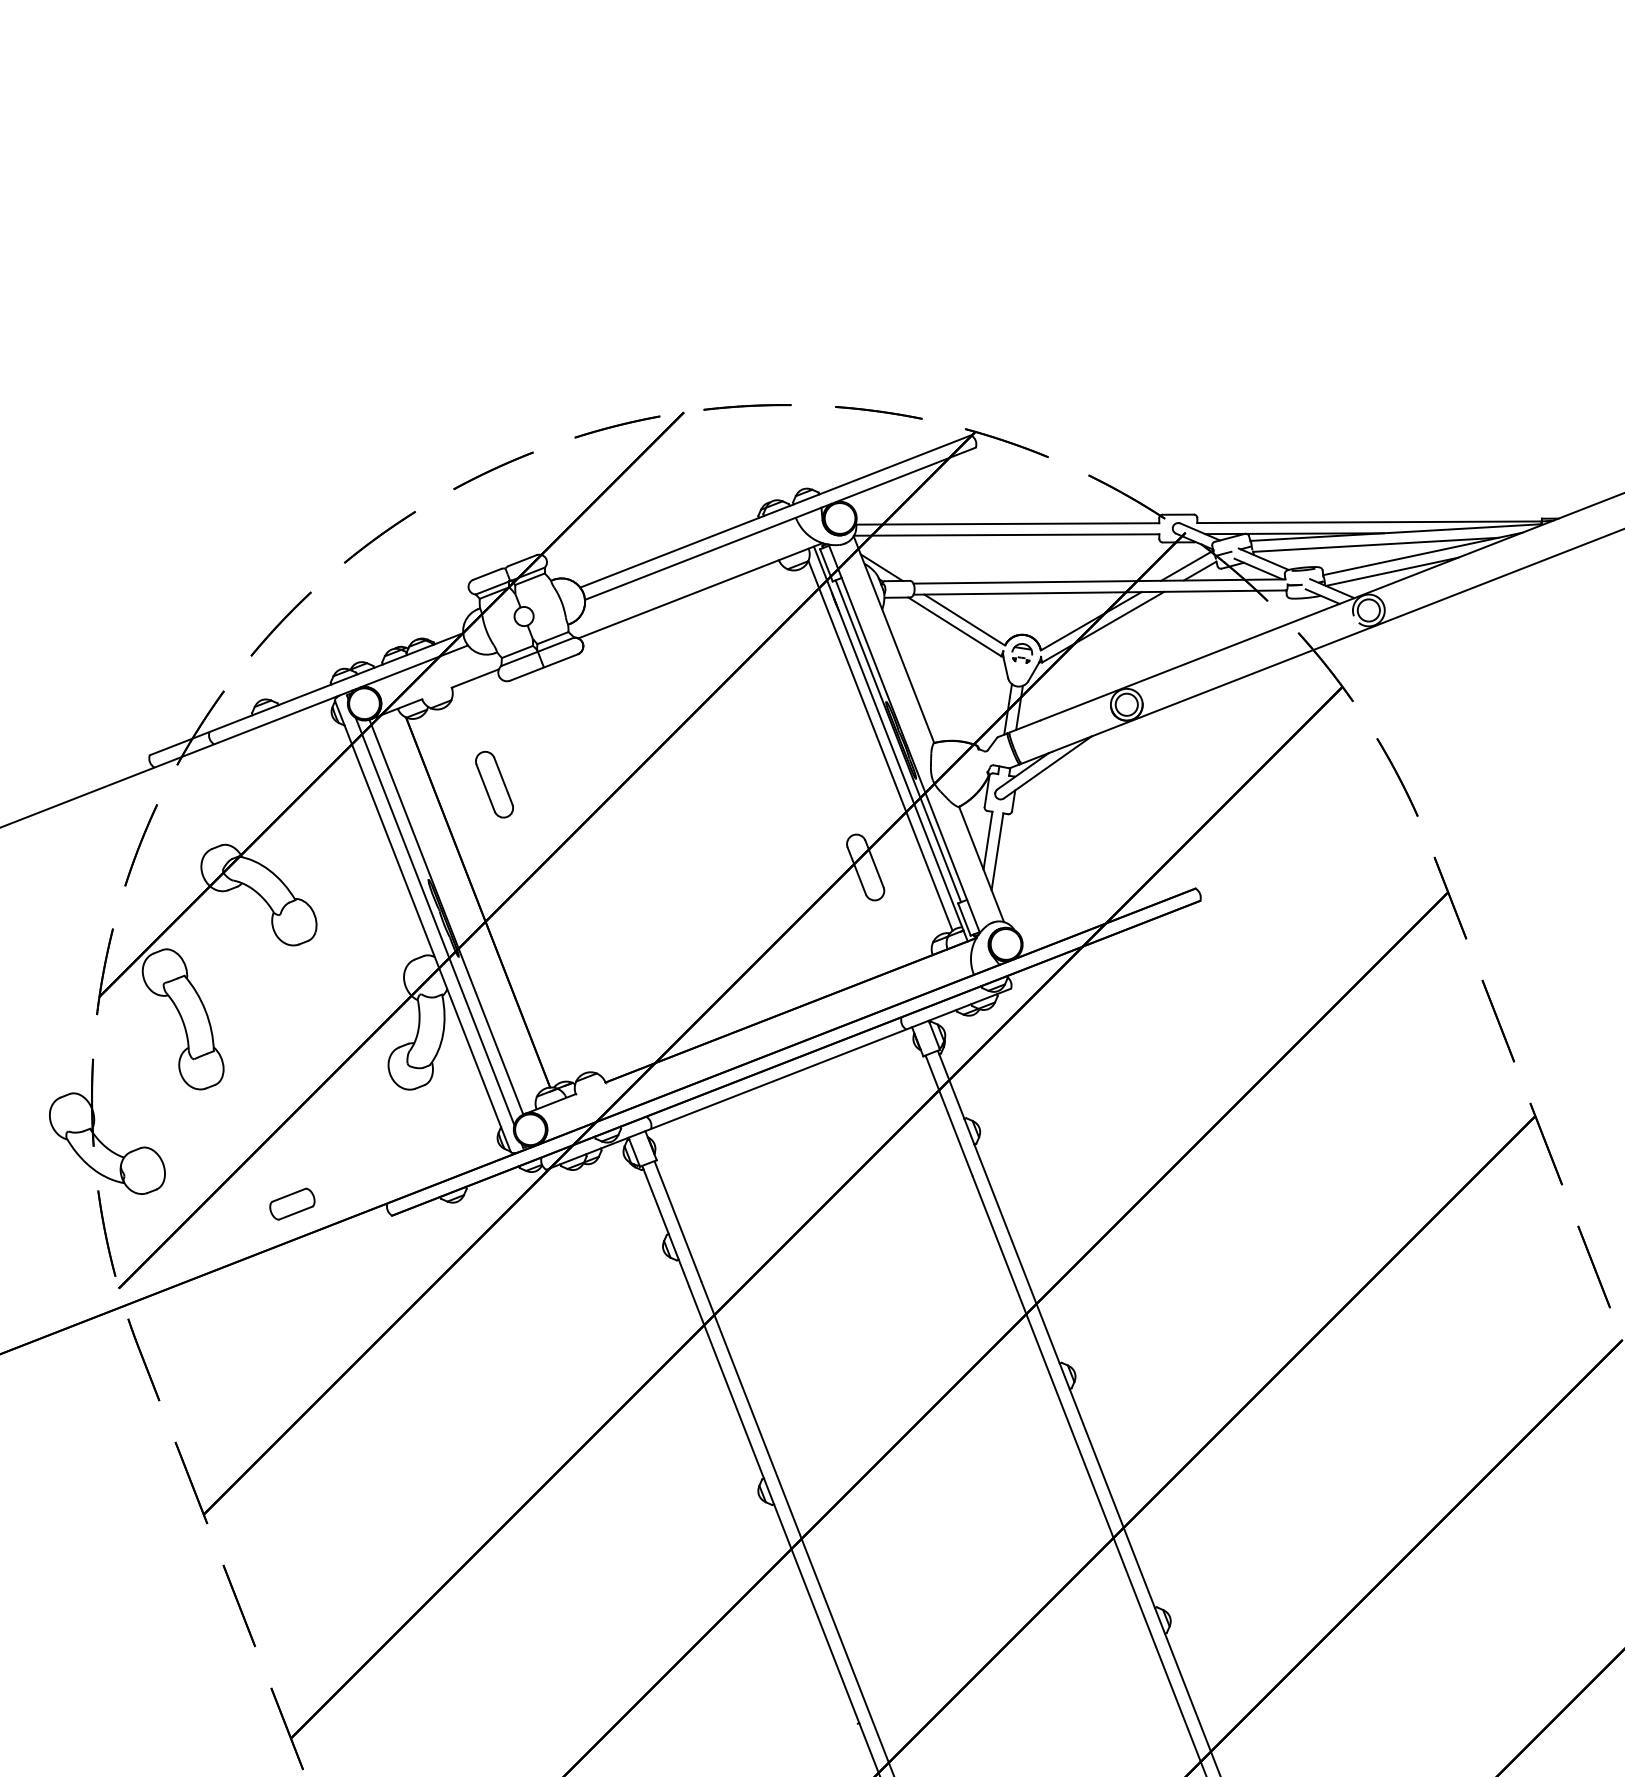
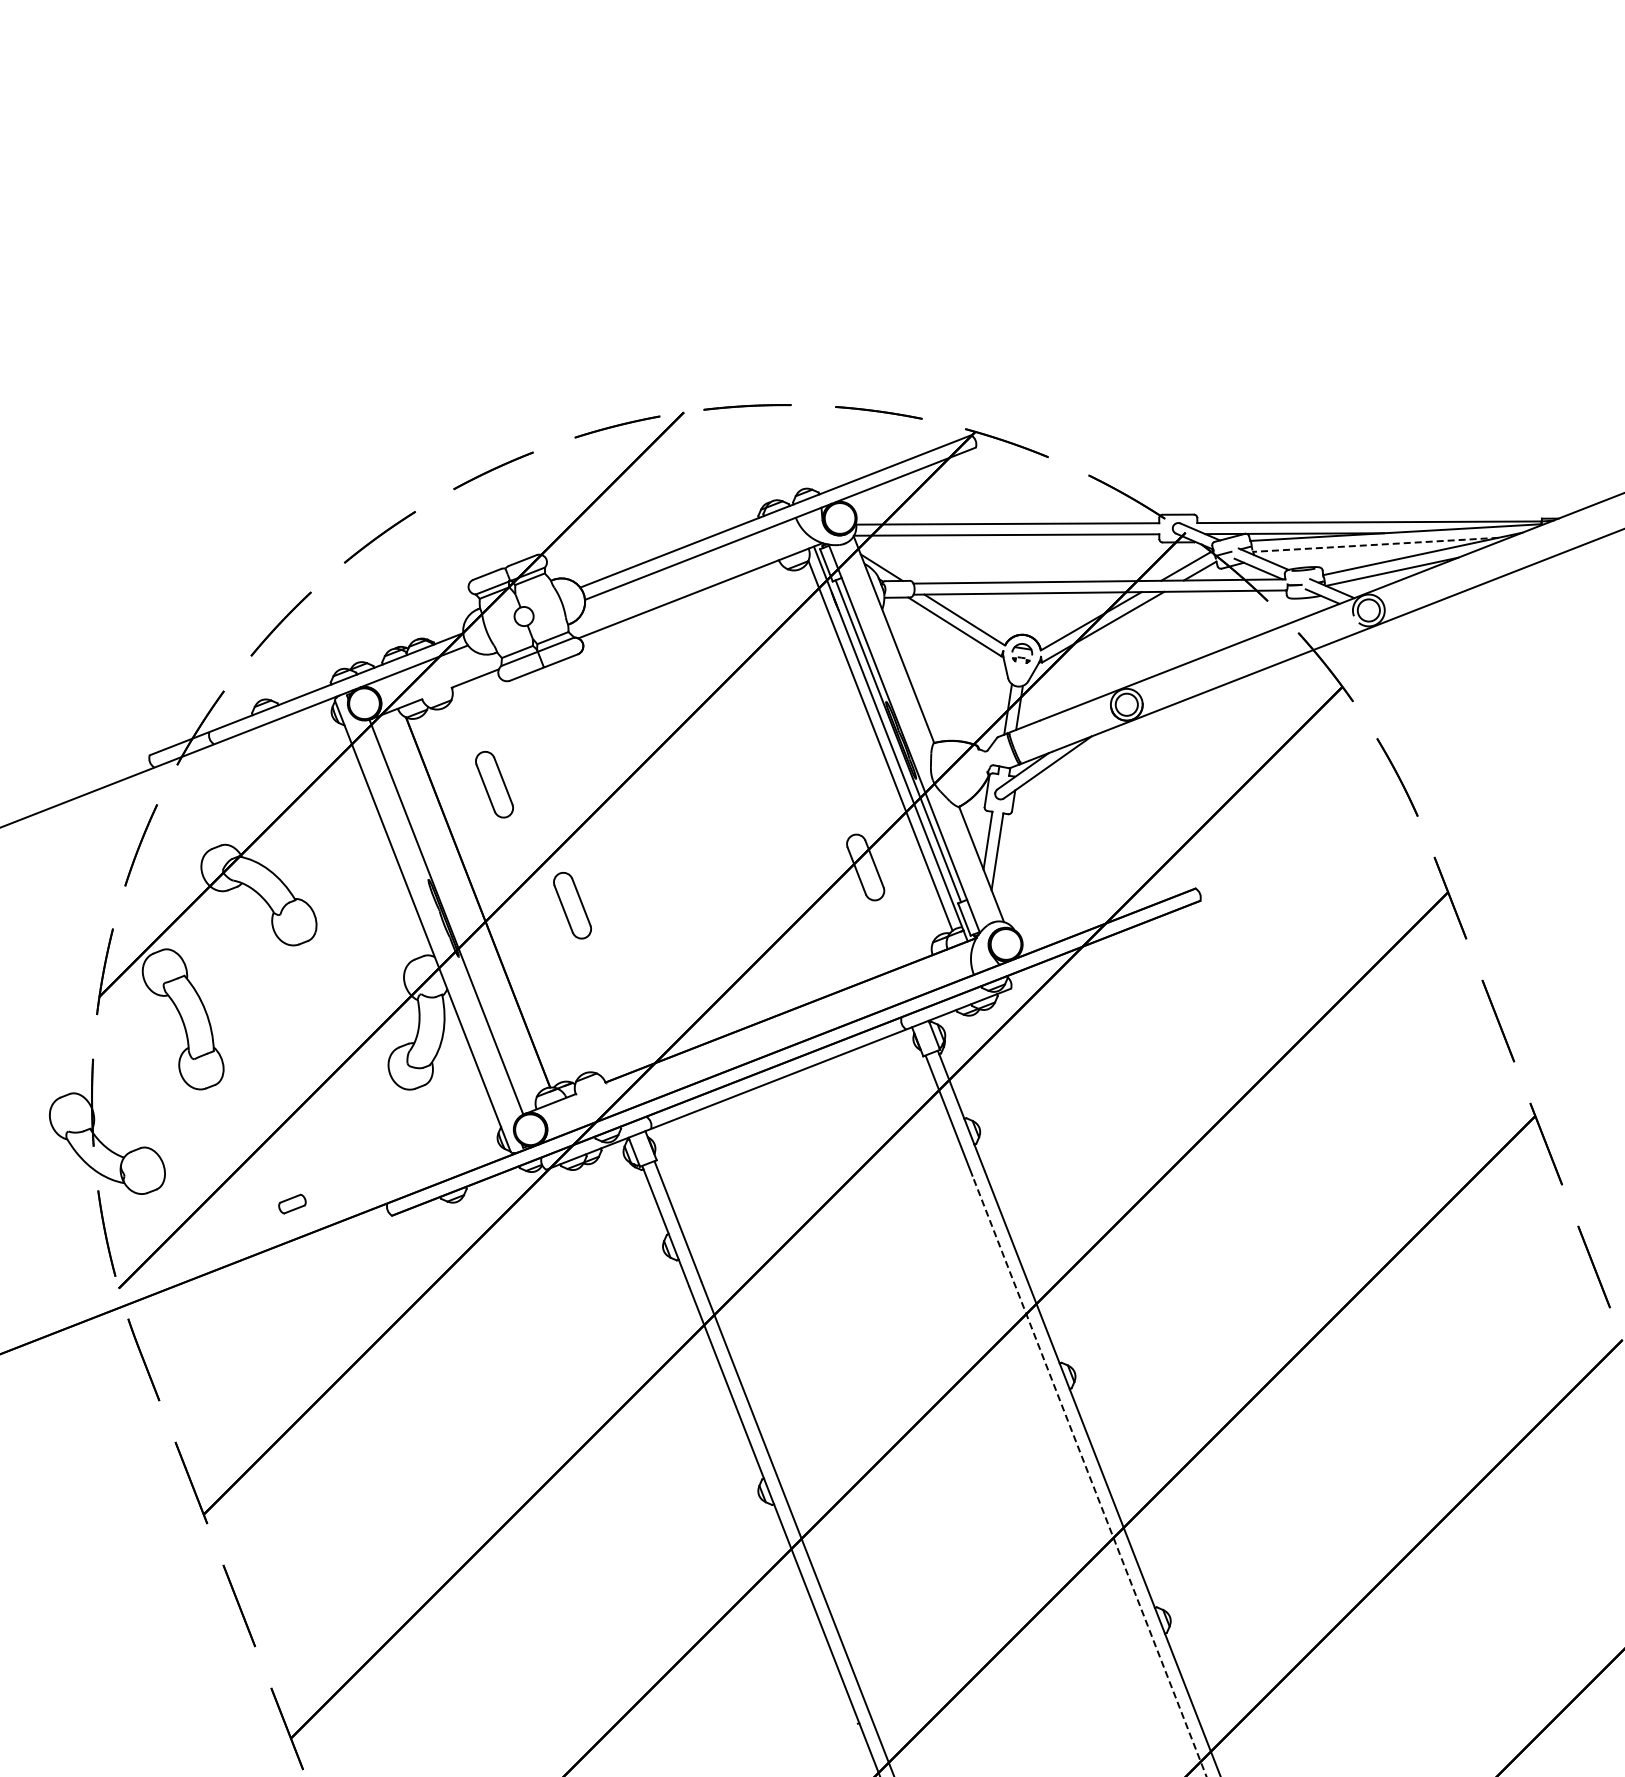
line: solid -> dashed (1375, 544)
part: none -> present (572, 905)
line: present -> none (434, 921)
part size: 47x34 px -> 29x22 px (292, 1203)
line: solid -> dashed (1089, 1476)
